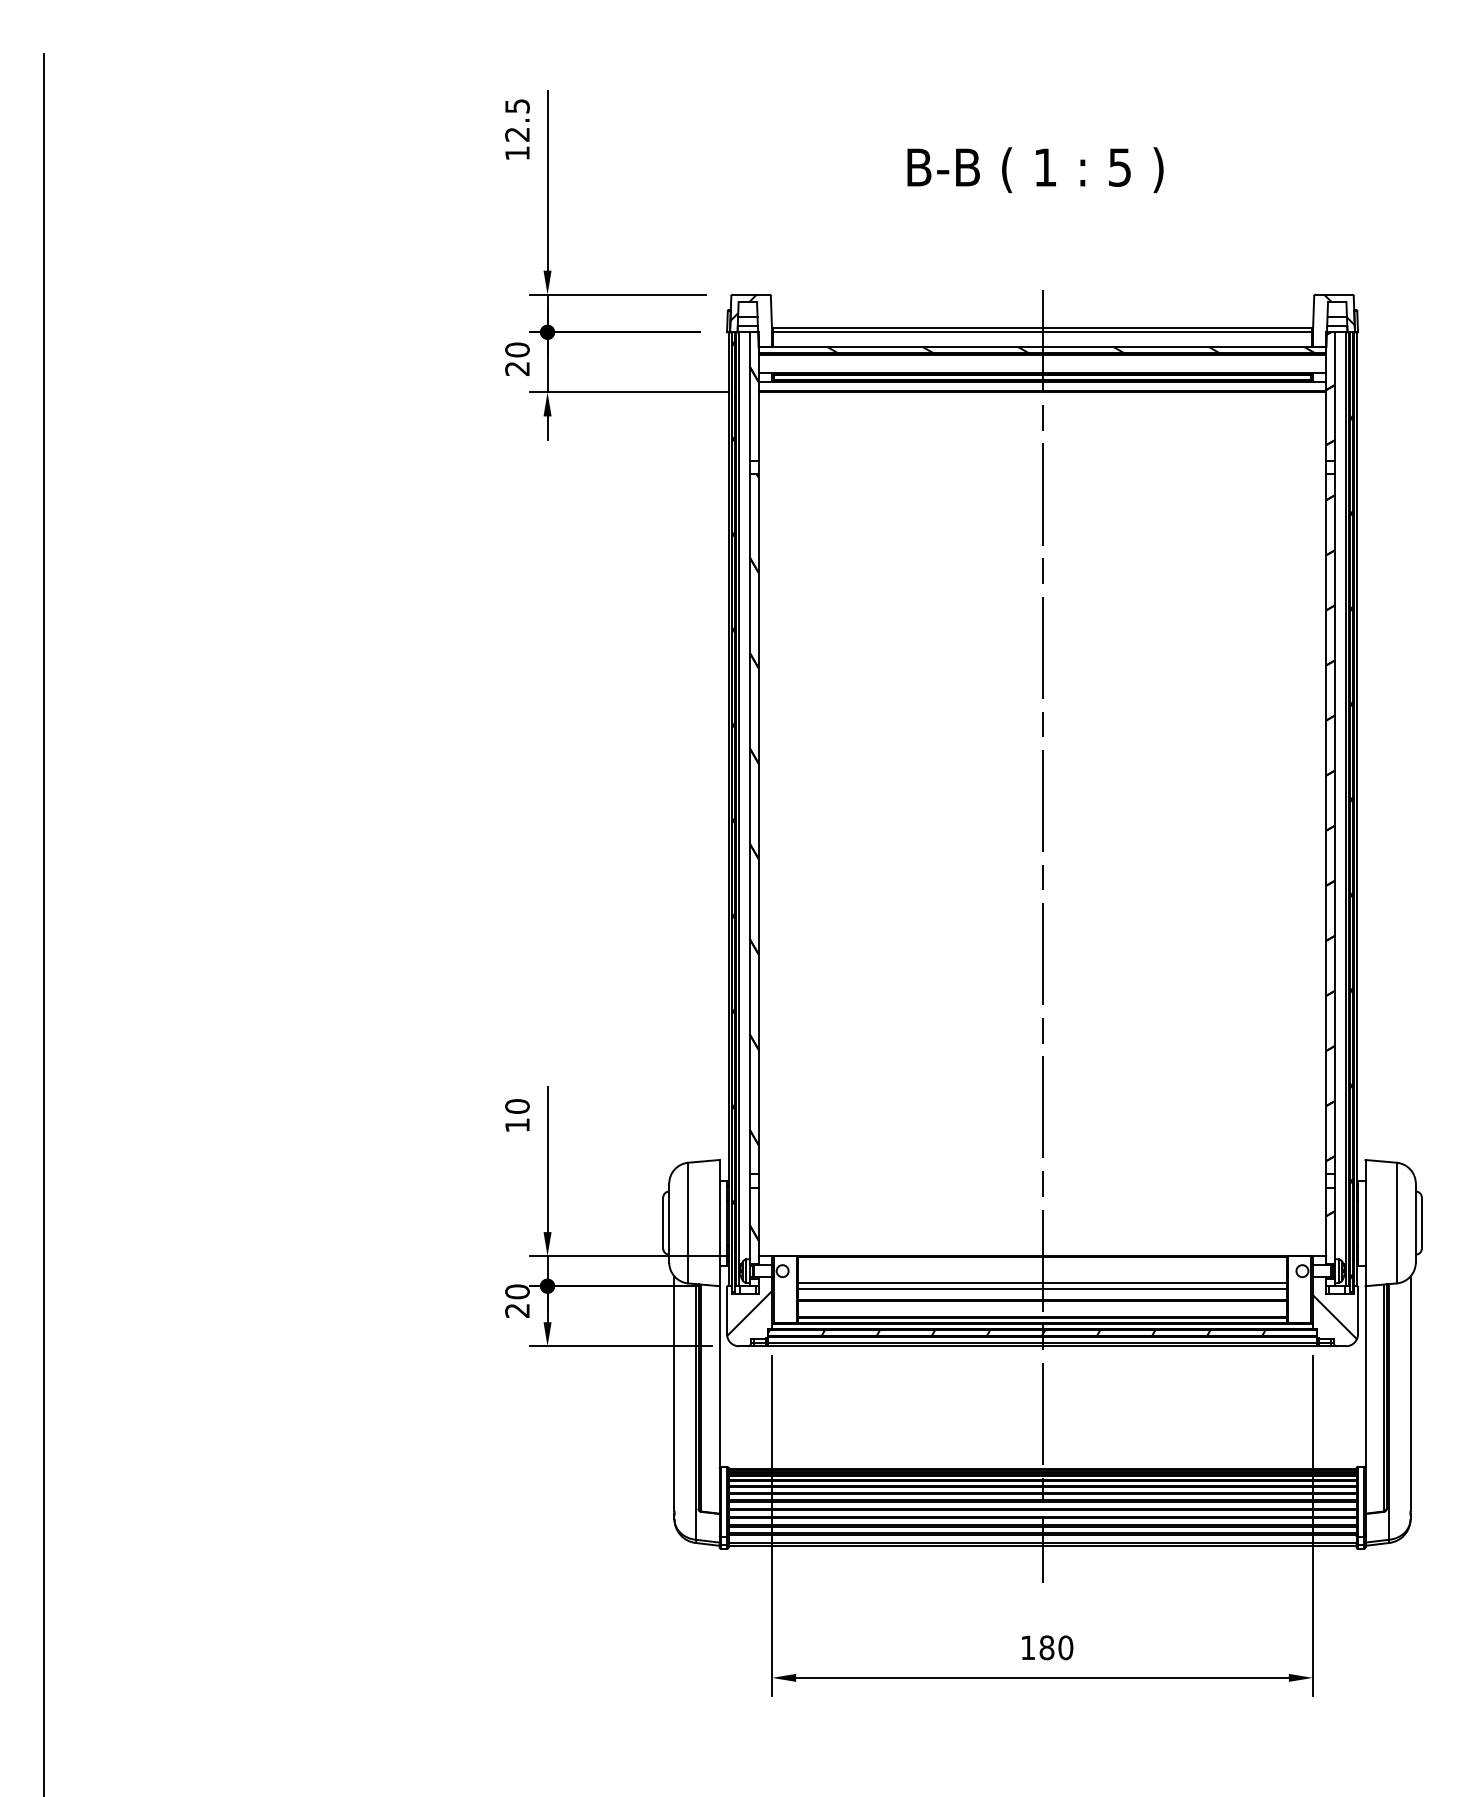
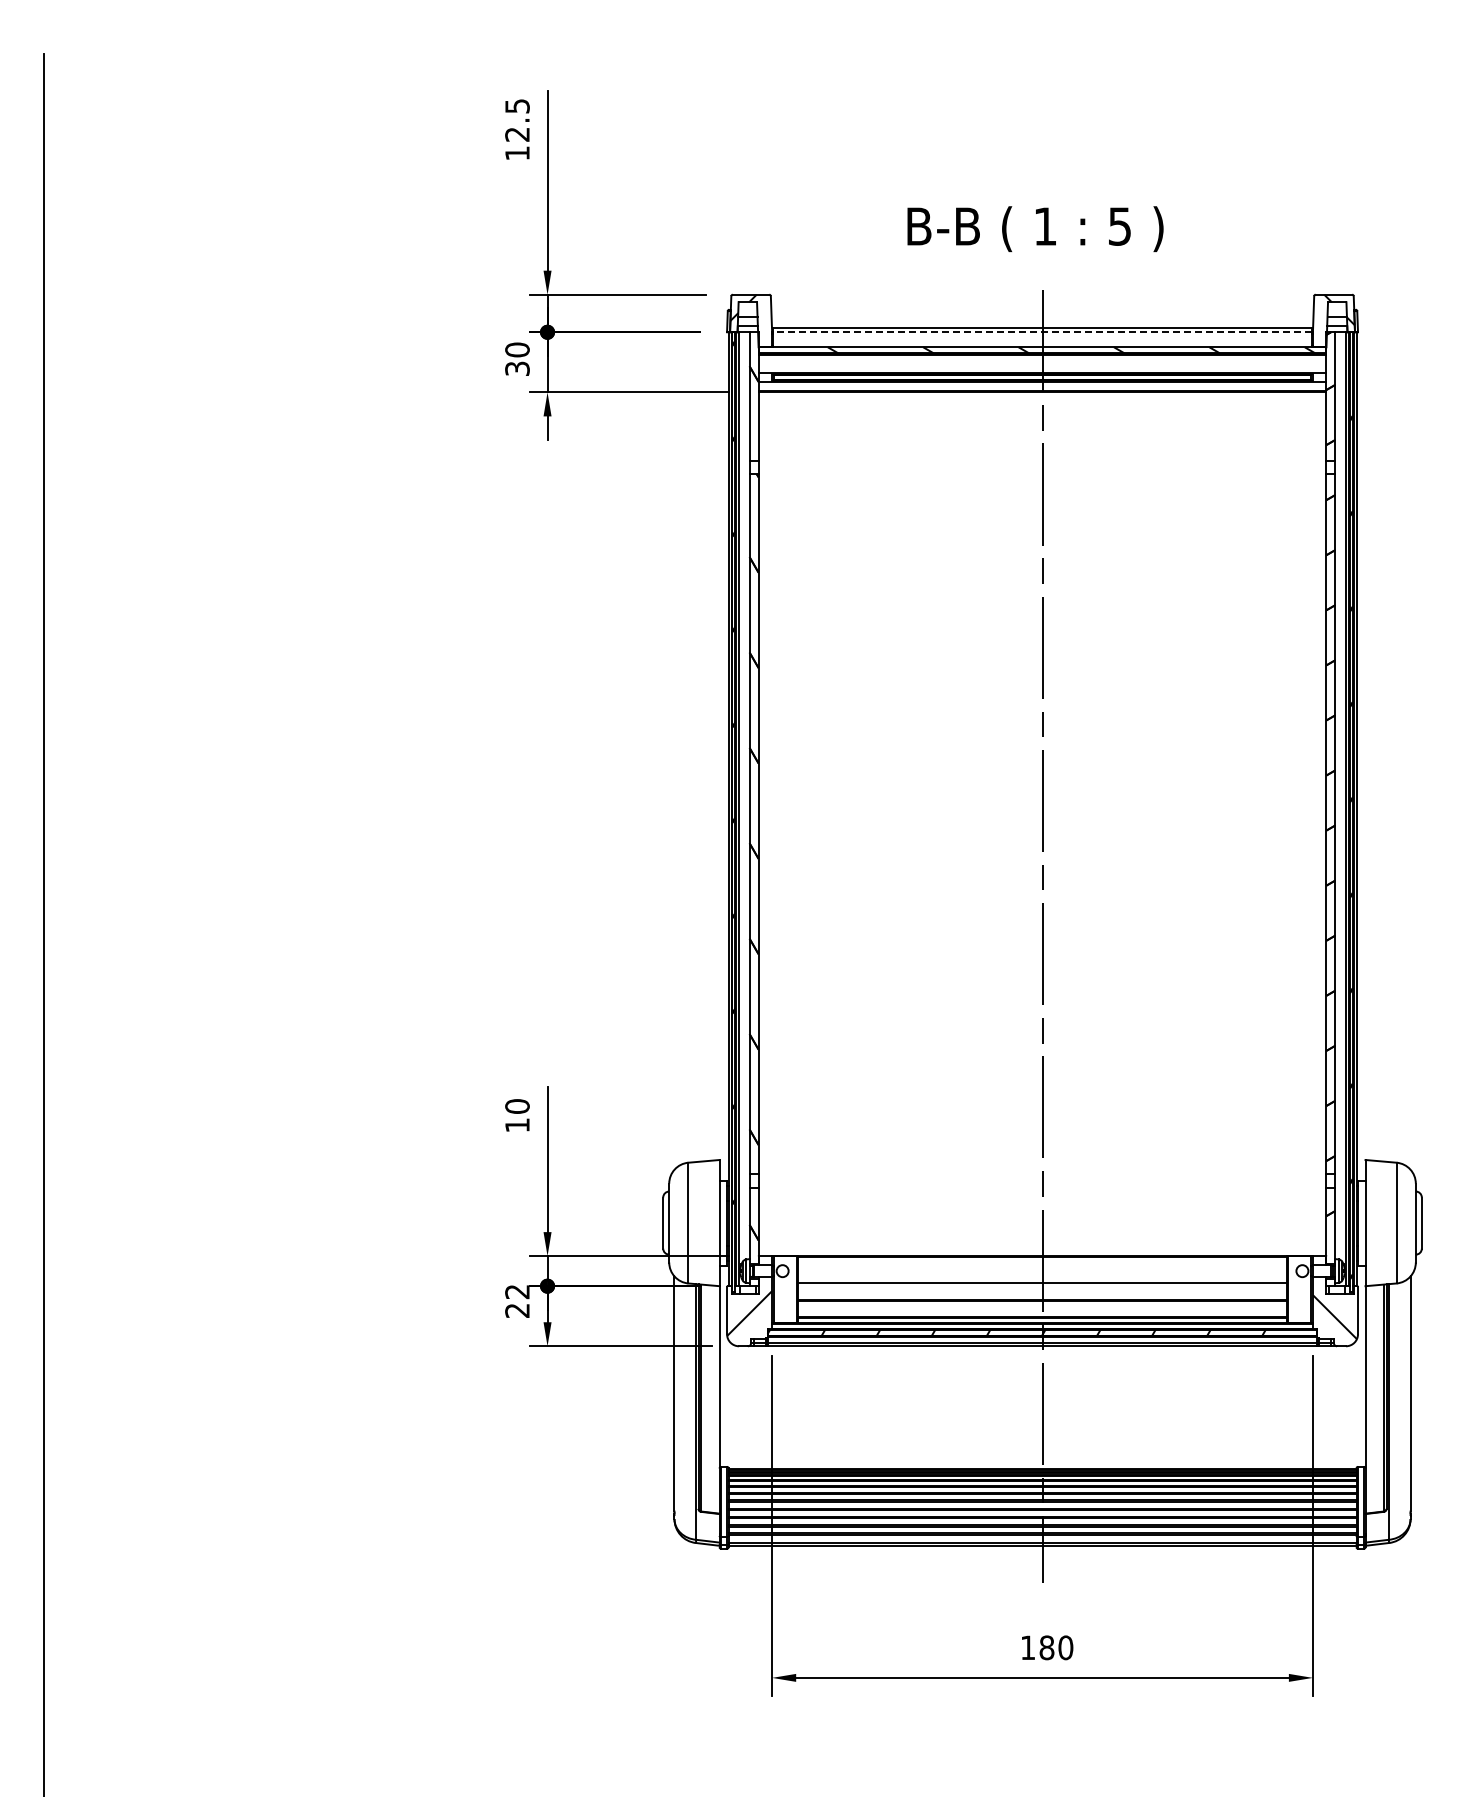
text position: (1035, 169) -> (1035, 228) (1035, 228)
line: solid -> dashed (1042, 332)
text: 20 -> 30 (517, 368)
line: present -> none (1042, 1289)
text: 20 -> 22 (517, 1291)
